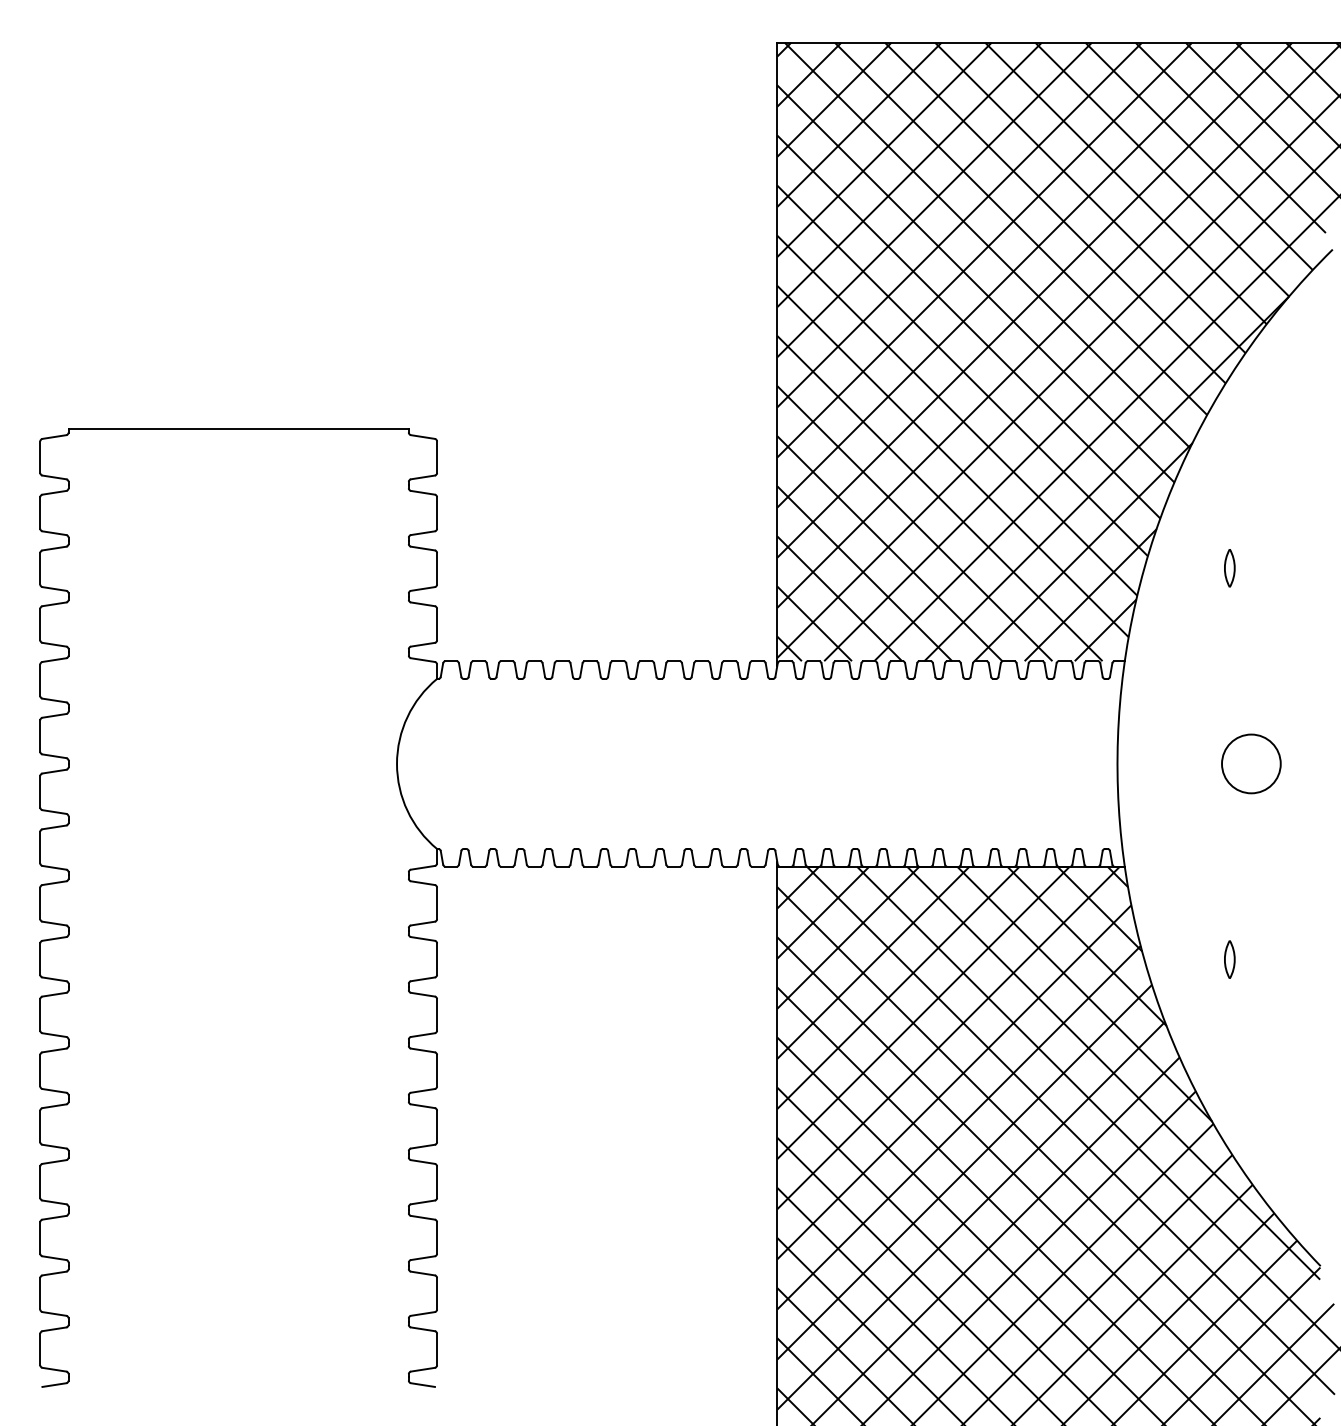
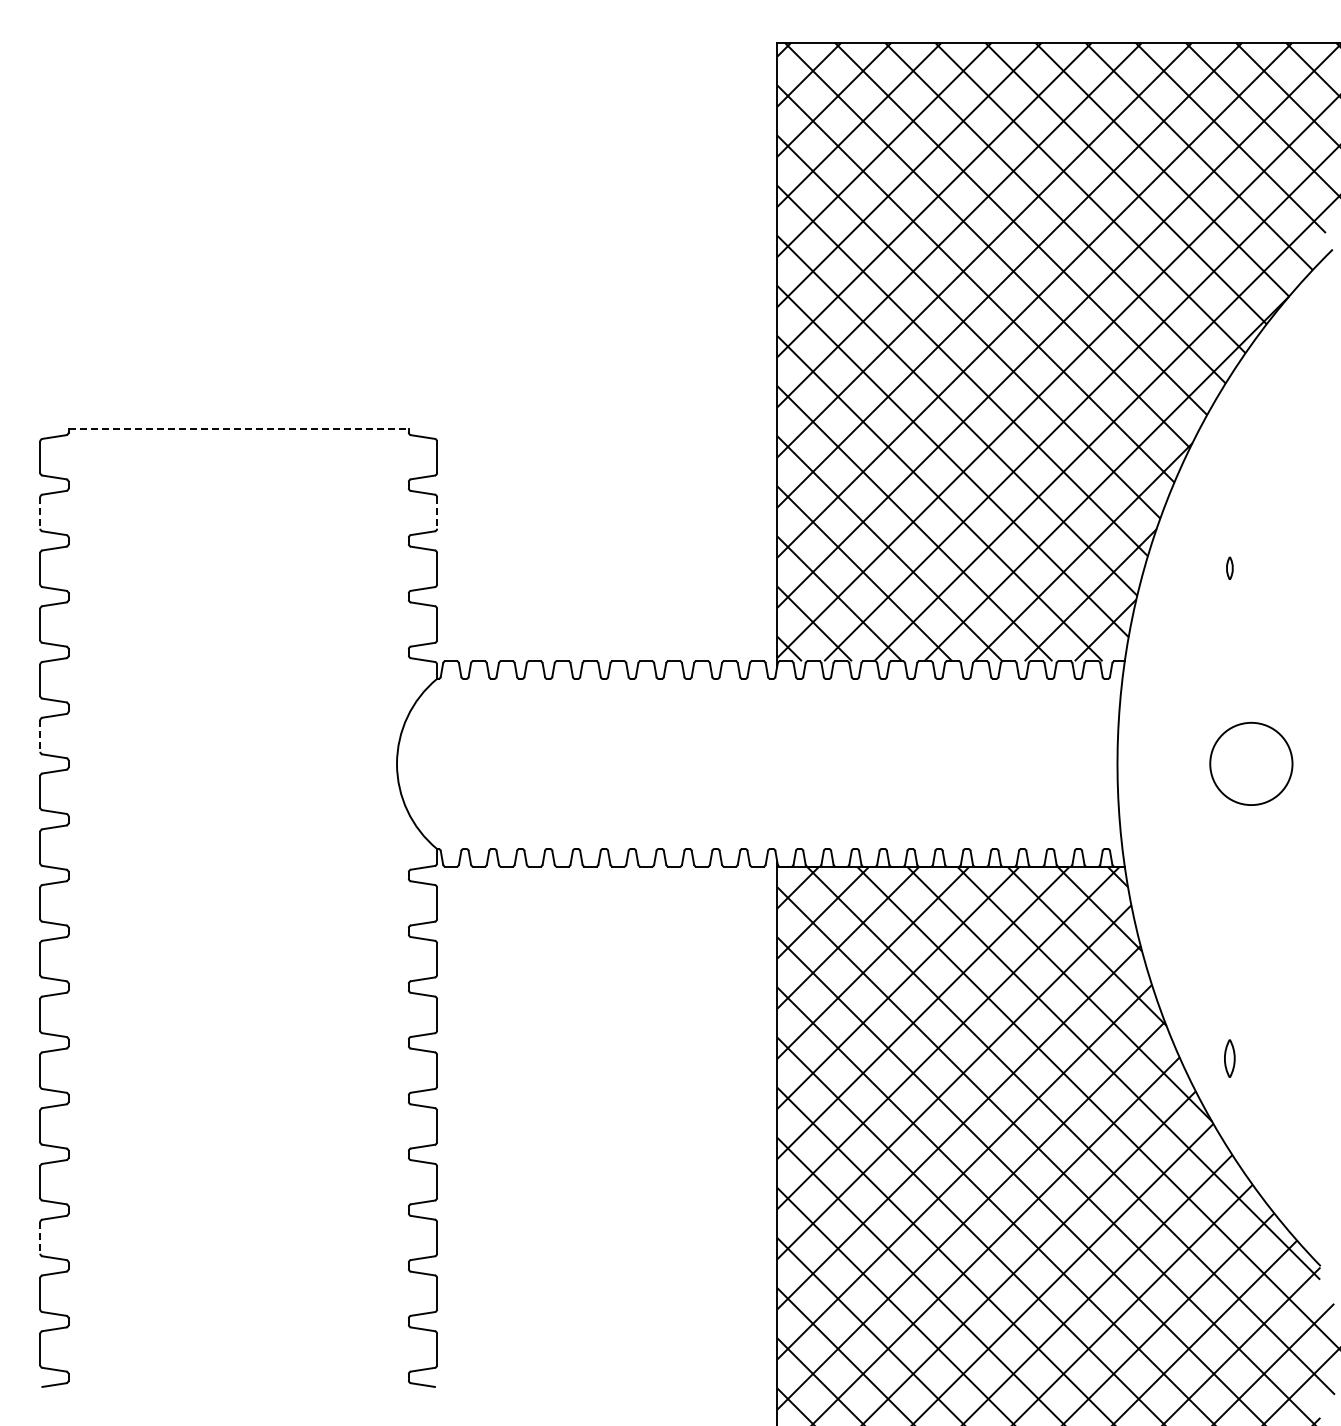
line: solid -> dashed (239, 429)
line: solid -> dashed (40, 513)
line: solid -> dashed (437, 513)
part size: 12x39 px -> 8x24 px (1229, 567)
line: solid -> dashed (40, 736)
circle diameter: 59 px -> 82 px (1251, 763)
part position: (1229, 959) -> (1229, 1058) (1229, 1058)
line: solid -> dashed (40, 1237)
